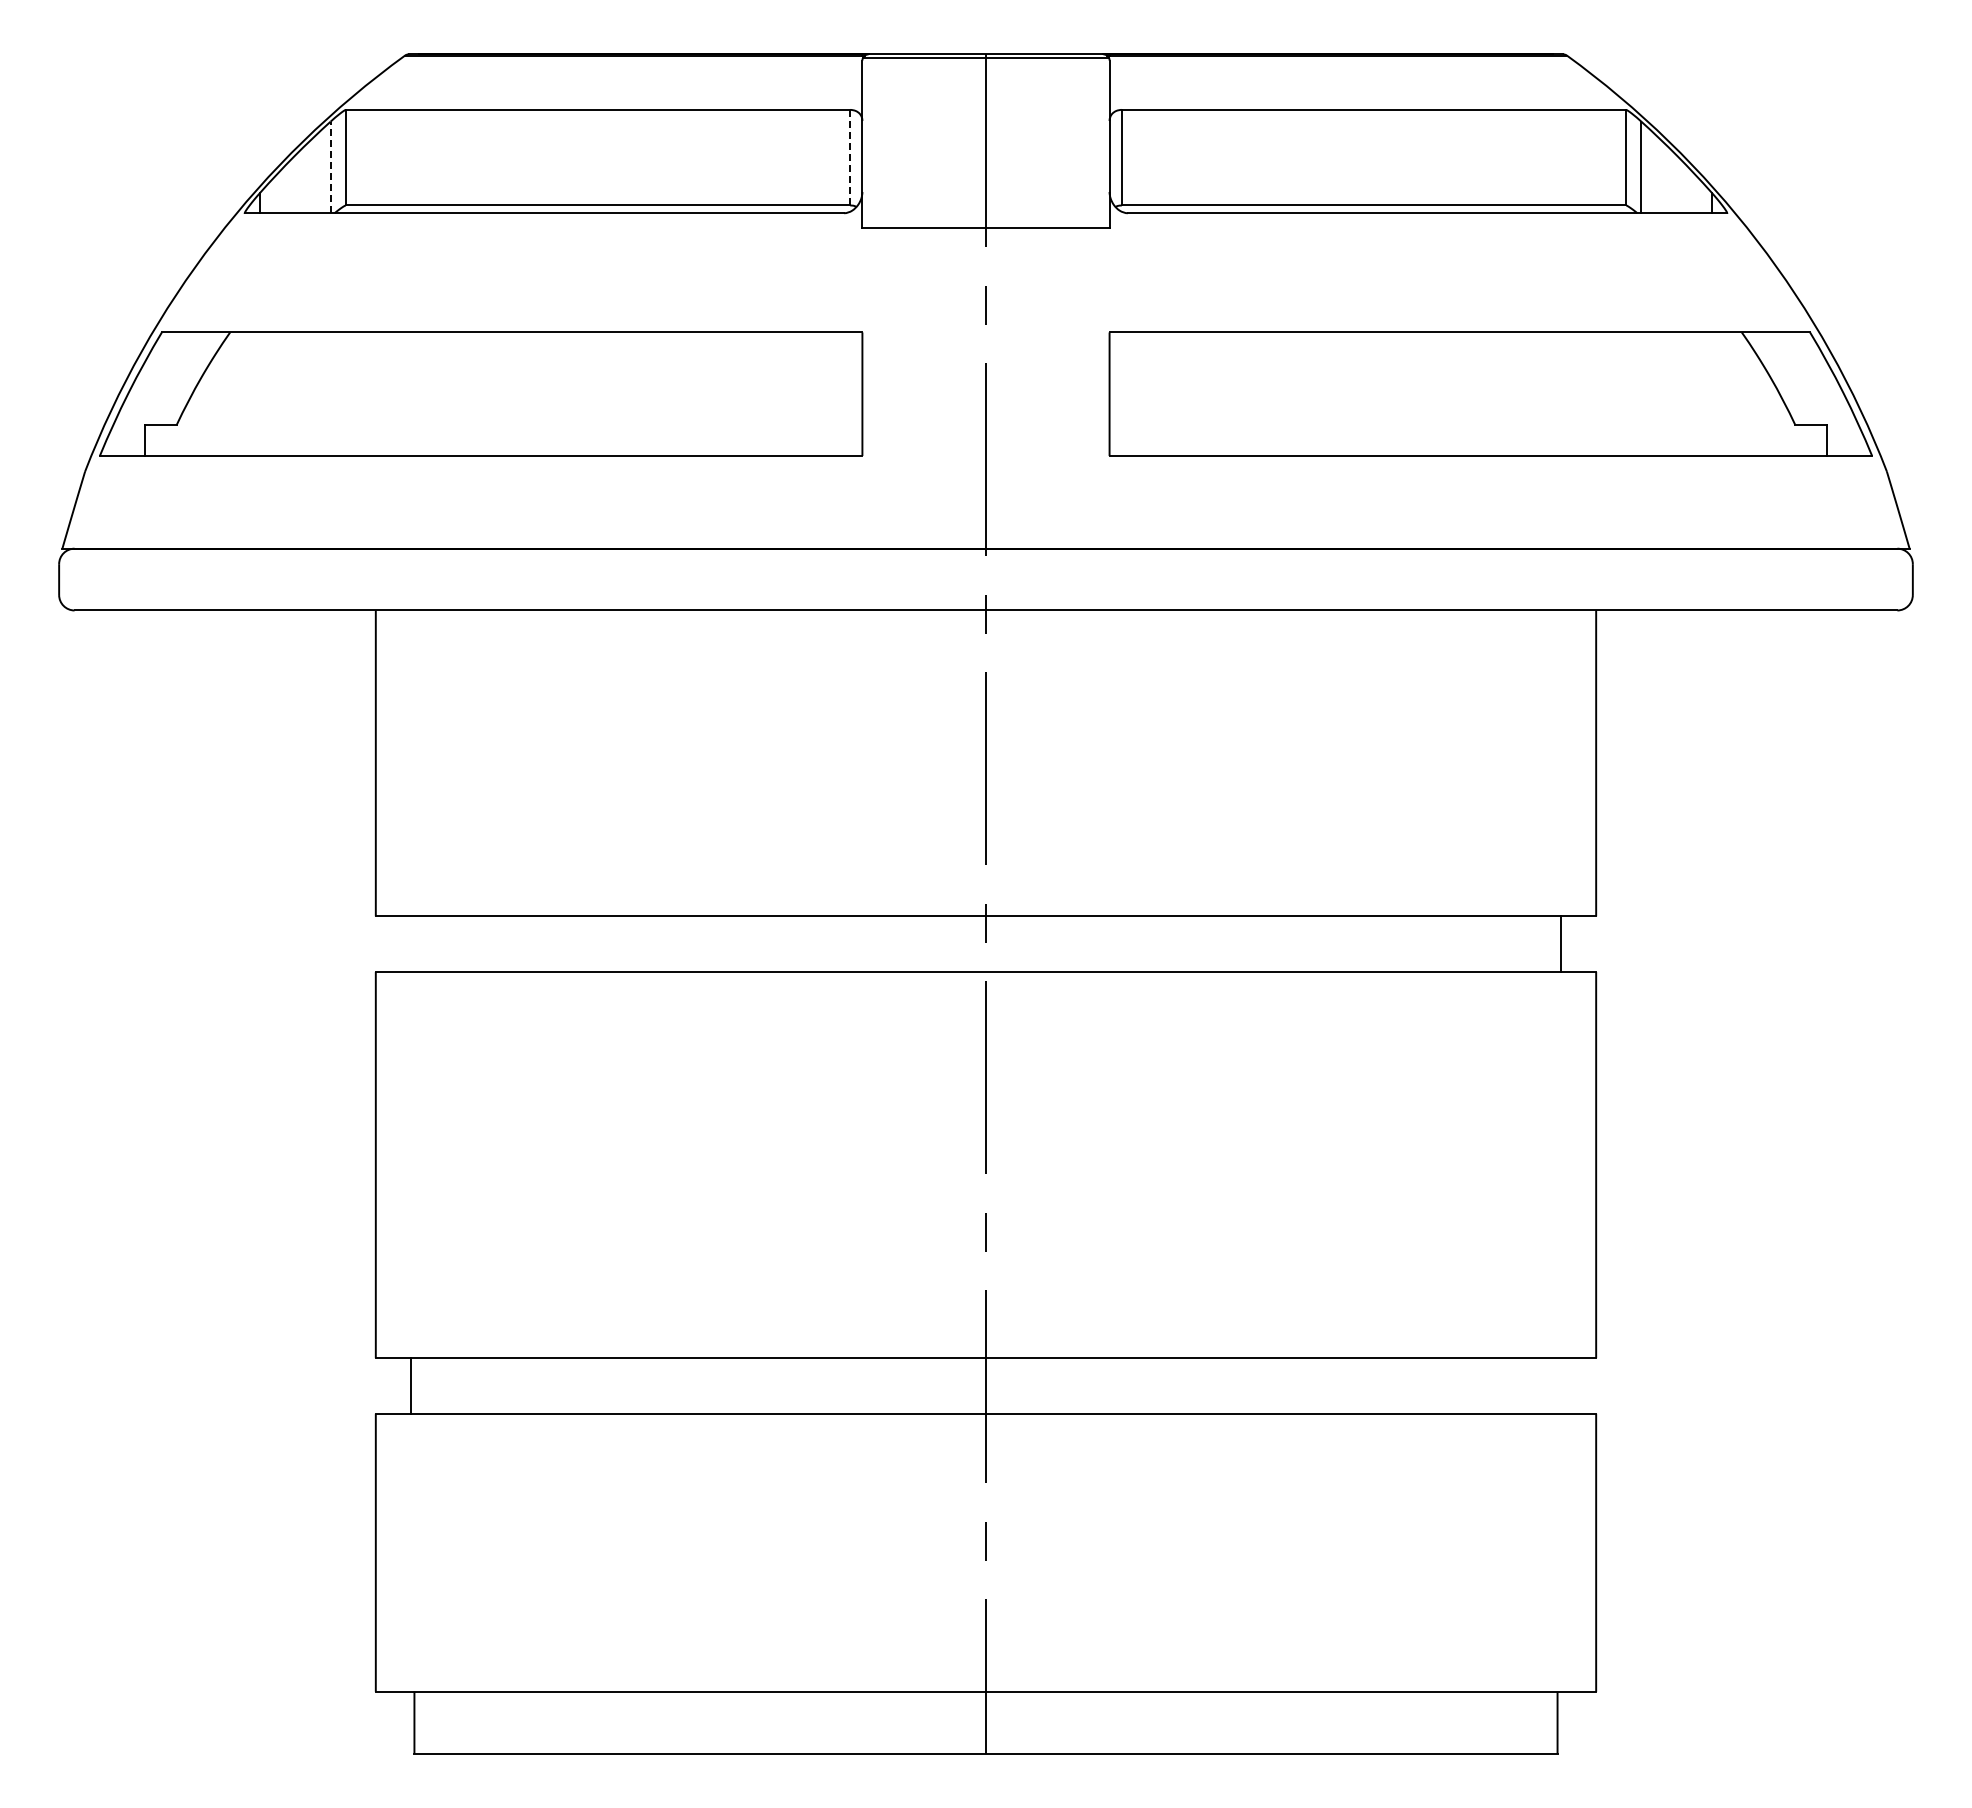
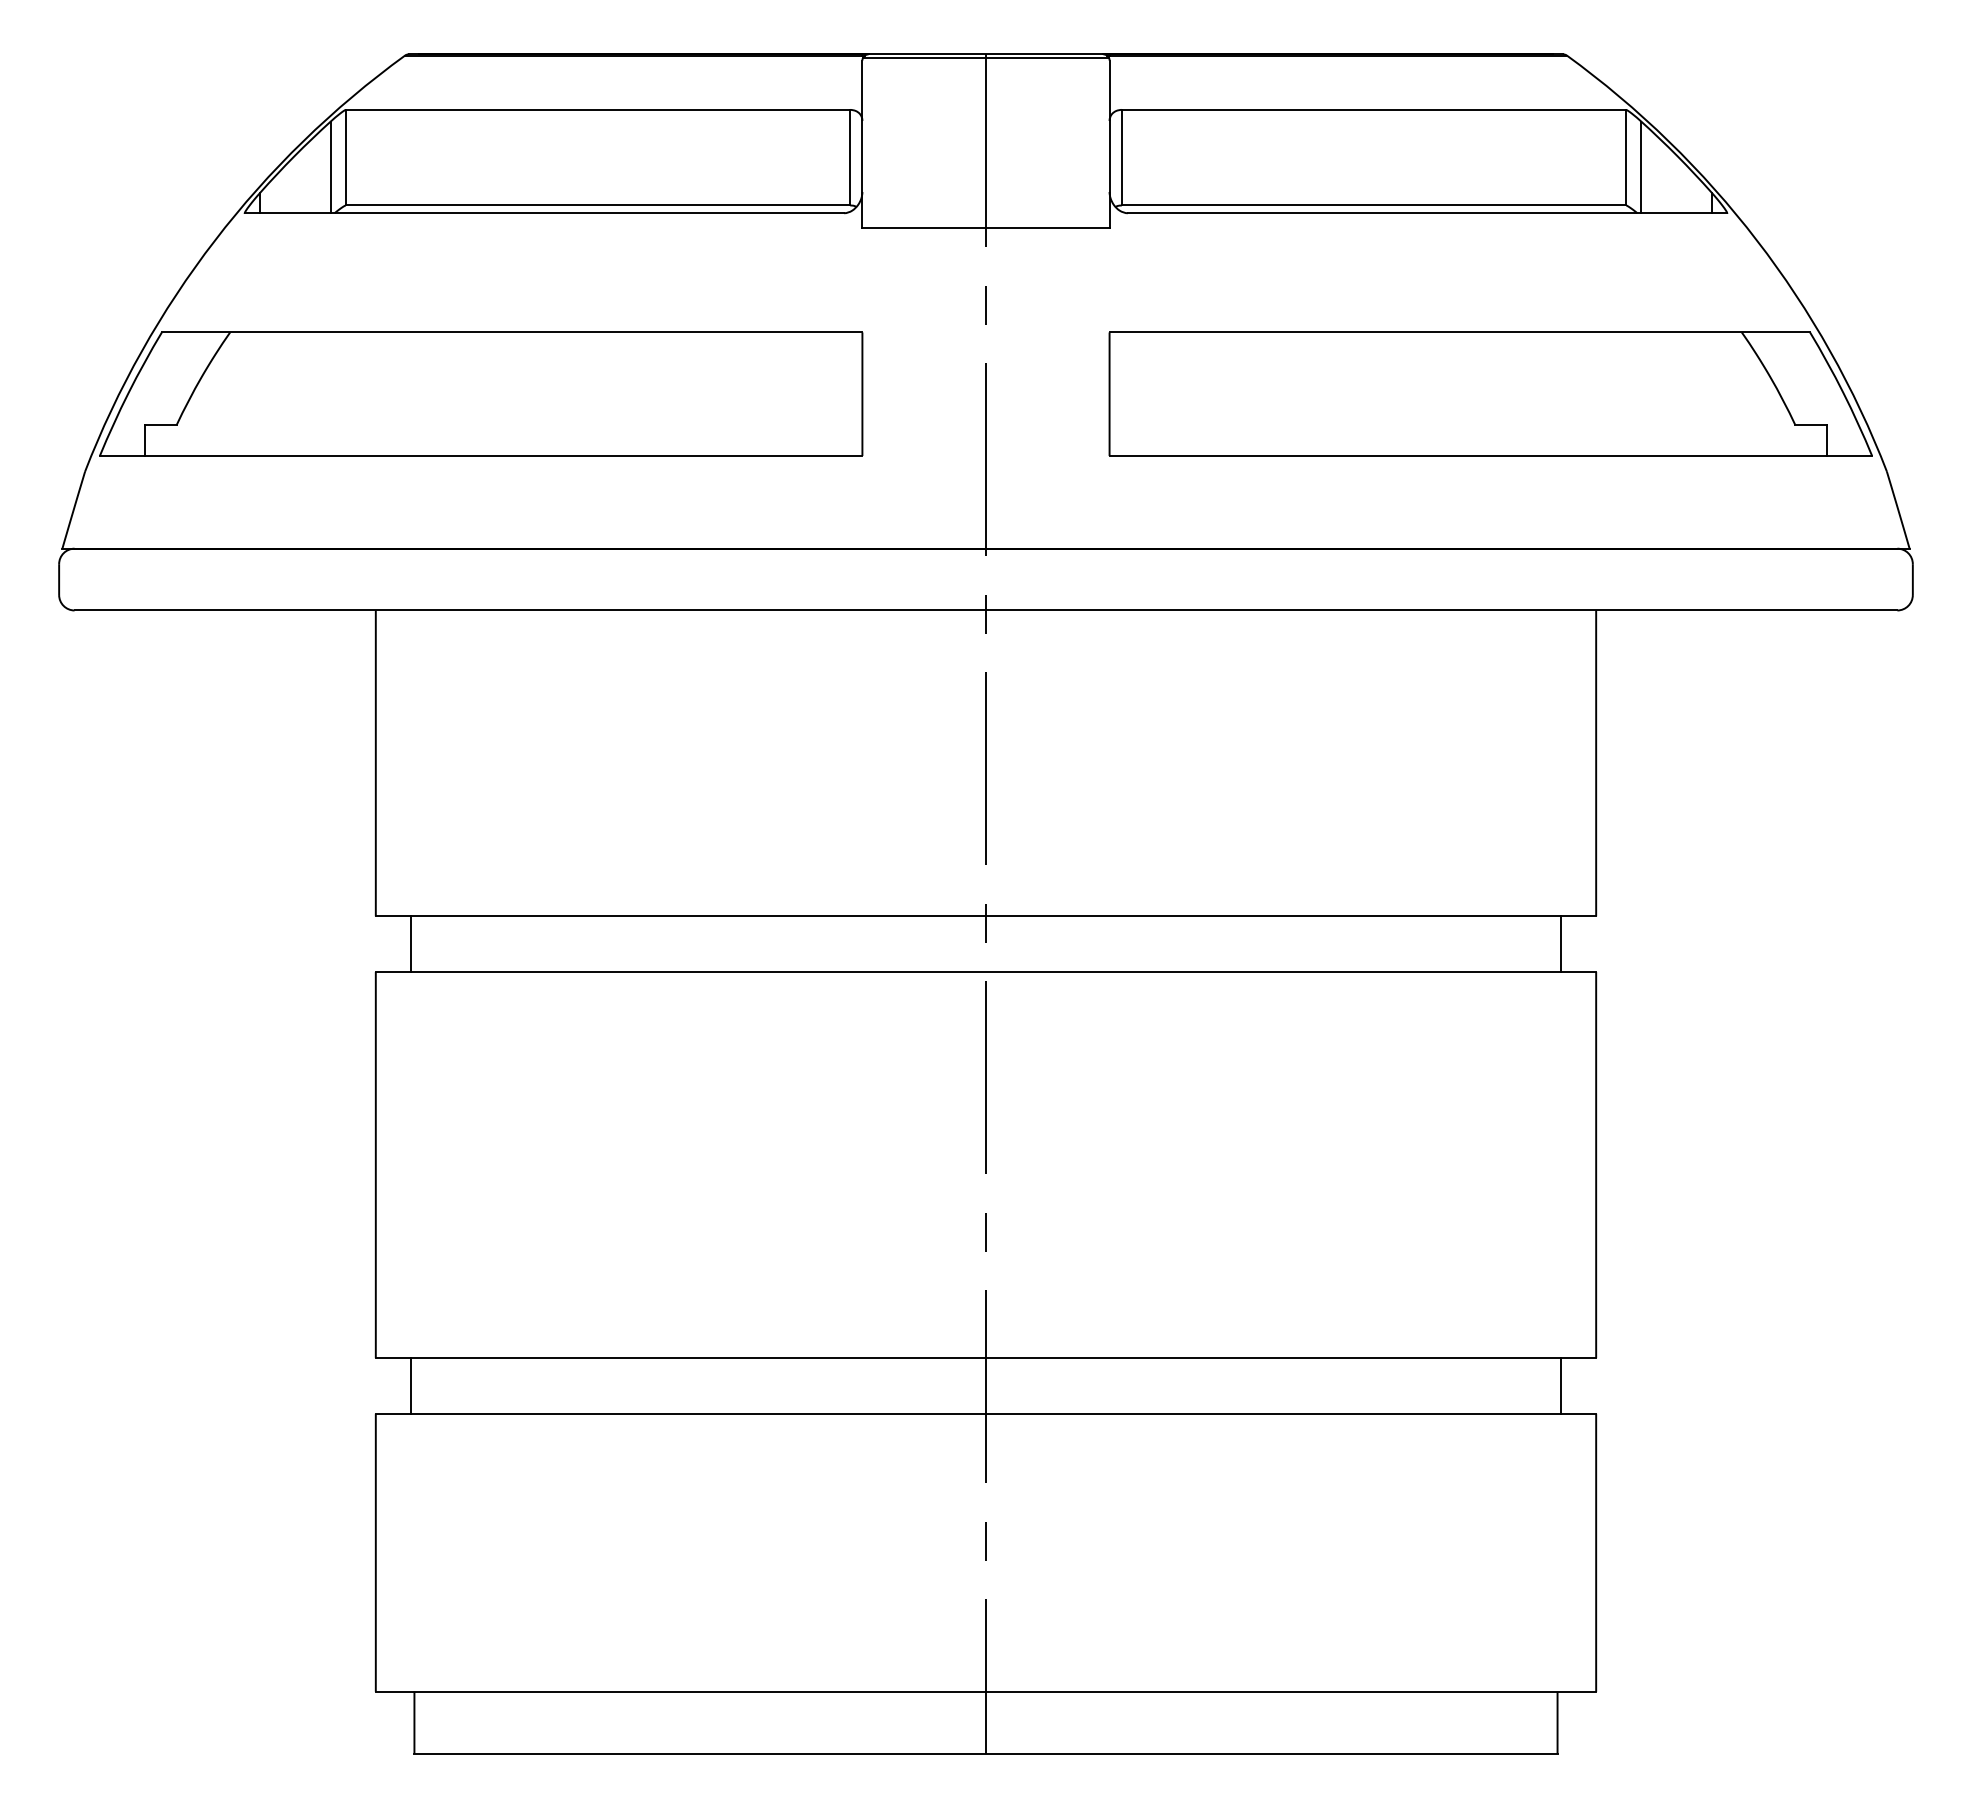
line: dashed -> solid (850, 157)
line: dashed -> solid (330, 167)
line: none -> present (411, 943)
line: none -> present (1560, 1385)
